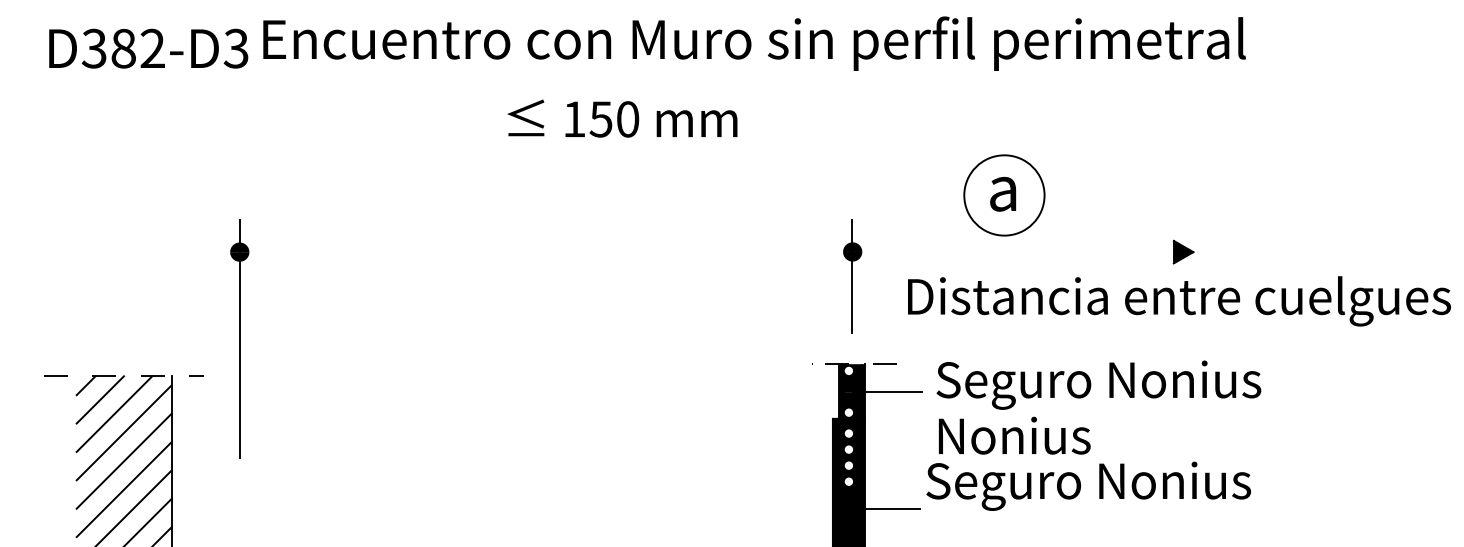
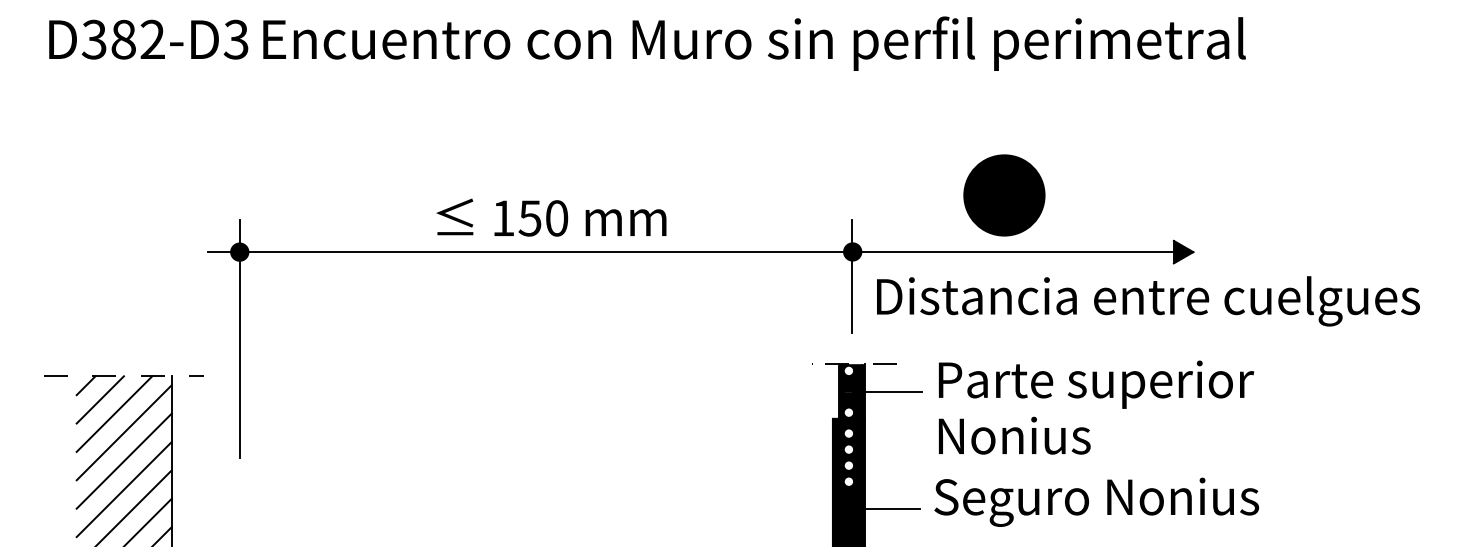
text position: (148, 48) -> (148, 39) (148, 39)
text position: (622, 118) -> (551, 217) (551, 217)
fill: none -> present (1004, 195)
line: none -> present (690, 252)
text position: (1179, 301) -> (1148, 301) (1148, 301)
text: Seguro Nonius -> Parte superior (1098, 384)
text position: (1088, 485) -> (1096, 501) (1096, 501)
